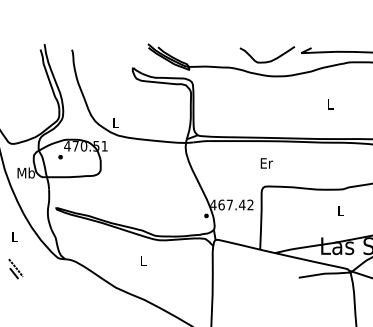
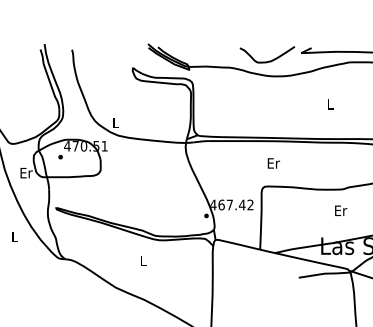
text position: (266, 163) -> (273, 163) (273, 163)
text: Mb -> Er (25, 172)
text: L -> Er (341, 210)
part: present -> none (15, 268)
